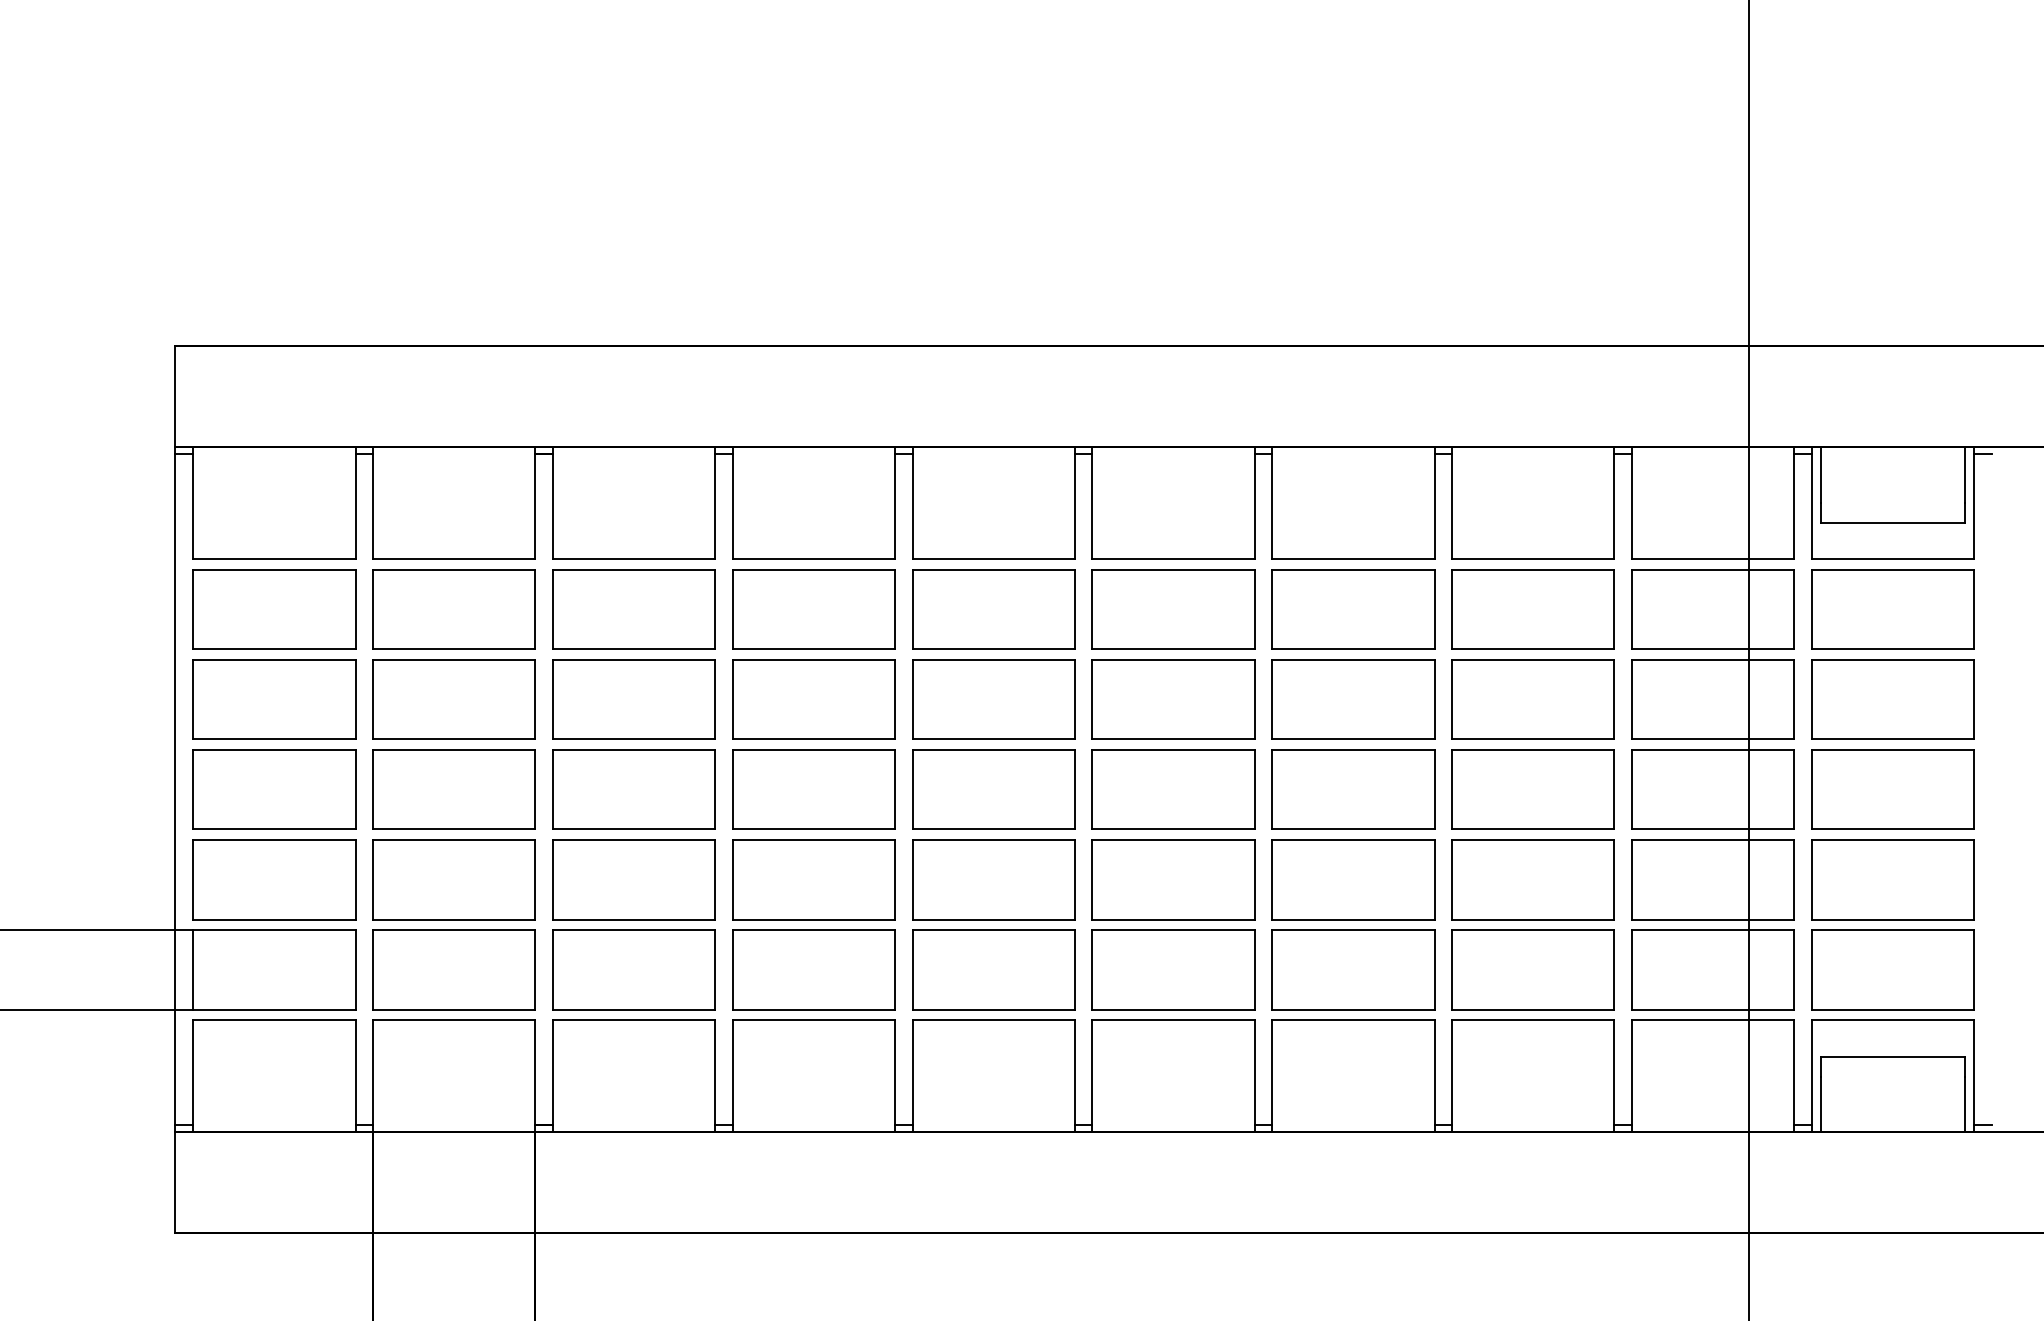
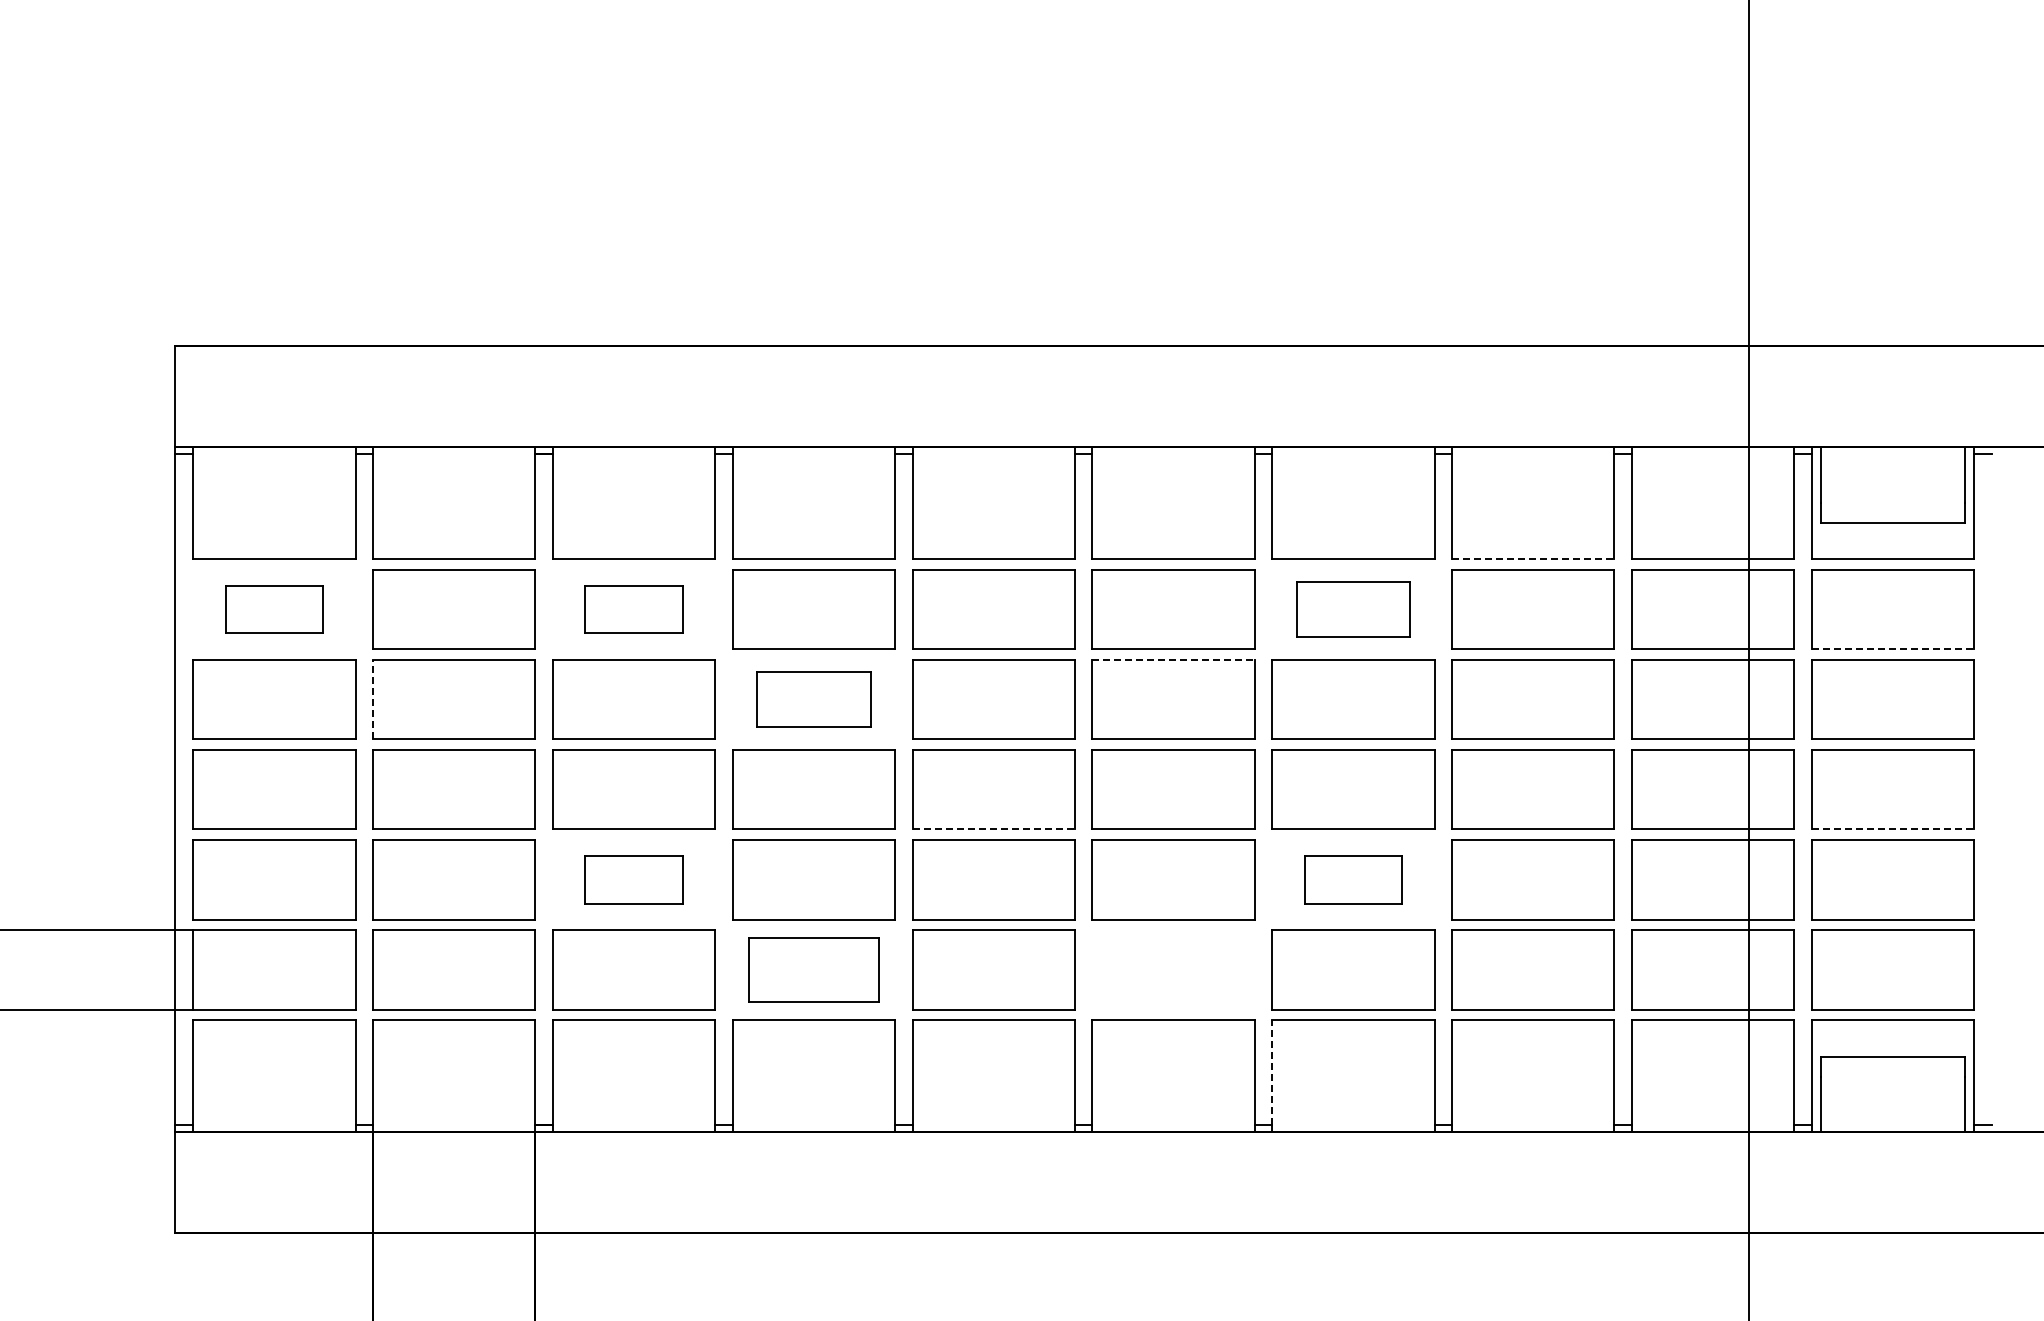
line: solid -> dashed (1533, 559)
part size: 165x81 px -> 99x49 px (274, 609)
part size: 164x81 px -> 100x49 px (633, 609)
part size: 165x81 px -> 115x57 px (1353, 609)
line: solid -> dashed (1893, 649)
line: solid -> dashed (1174, 659)
line: solid -> dashed (373, 699)
part size: 164x81 px -> 116x57 px (813, 699)
line: solid -> dashed (994, 829)
line: solid -> dashed (1893, 829)
part size: 164x82 px -> 100x50 px (633, 879)
part size: 165x82 px -> 99x50 px (1353, 879)
part size: 164x82 px -> 132x66 px (813, 969)
part: present -> none (1173, 969)
line: solid -> dashed (1272, 1072)
